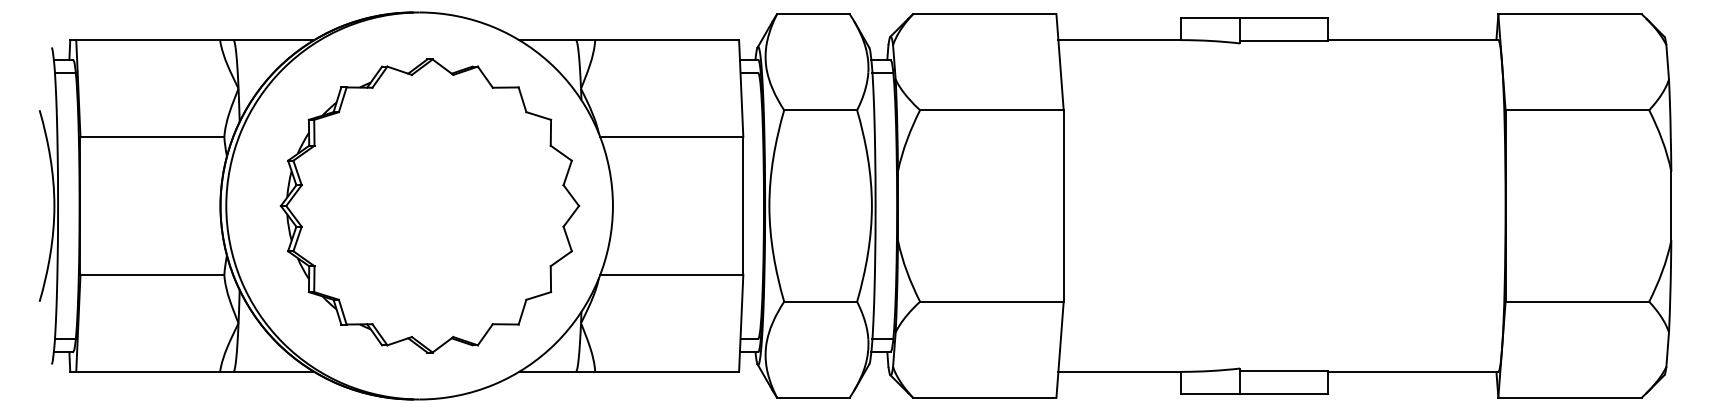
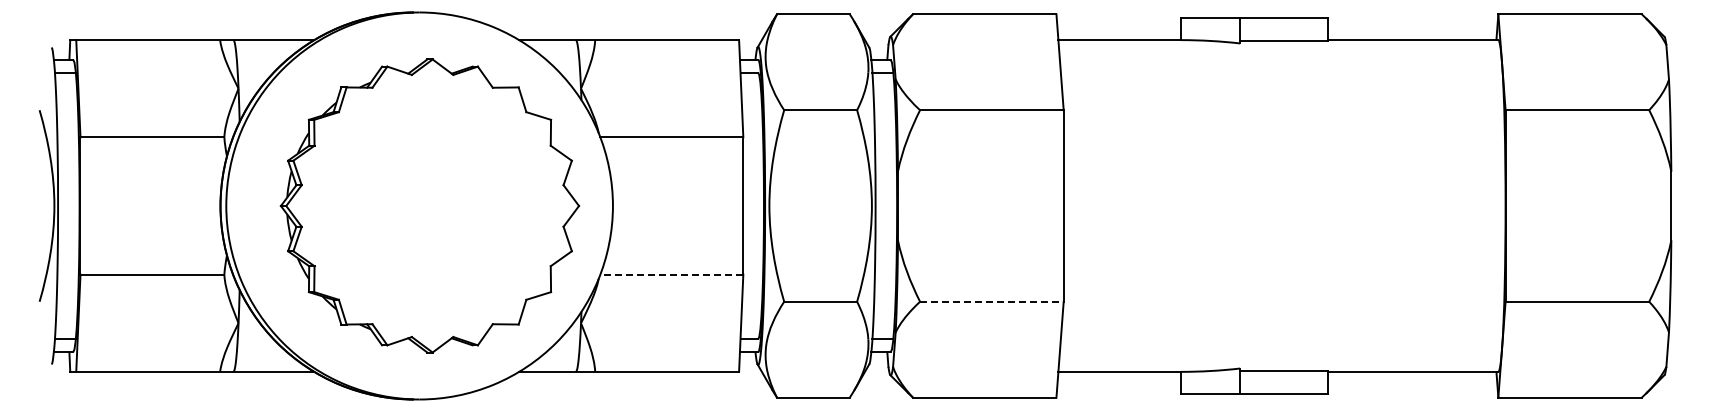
line: solid -> dashed (671, 274)
line: solid -> dashed (991, 301)
